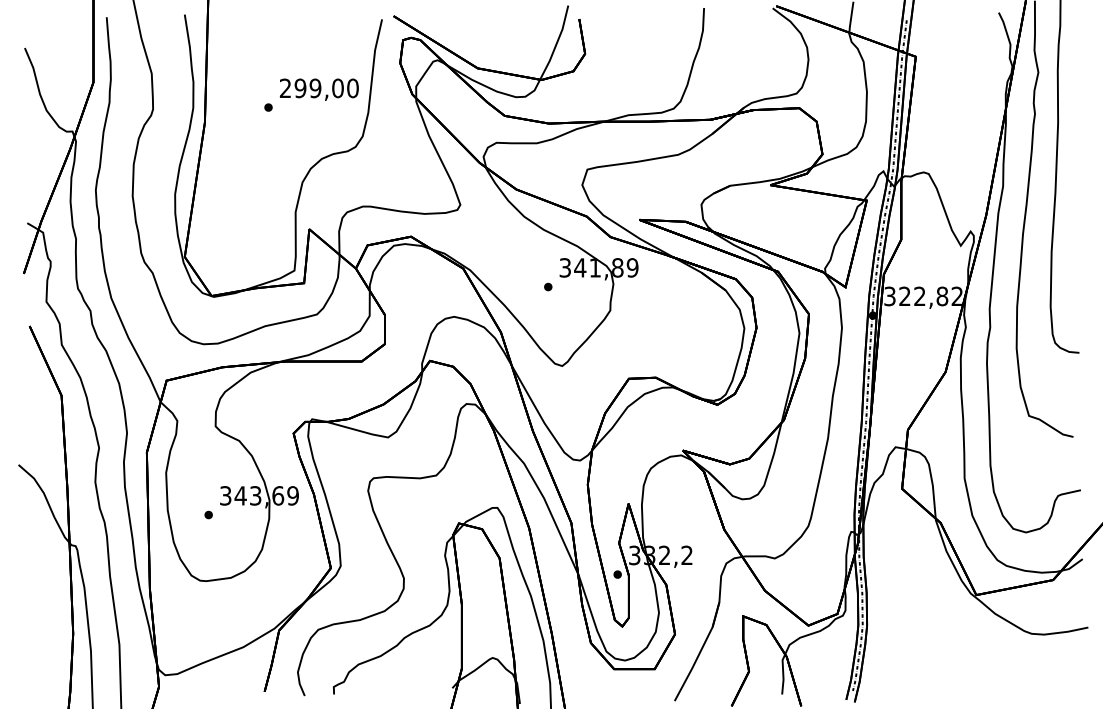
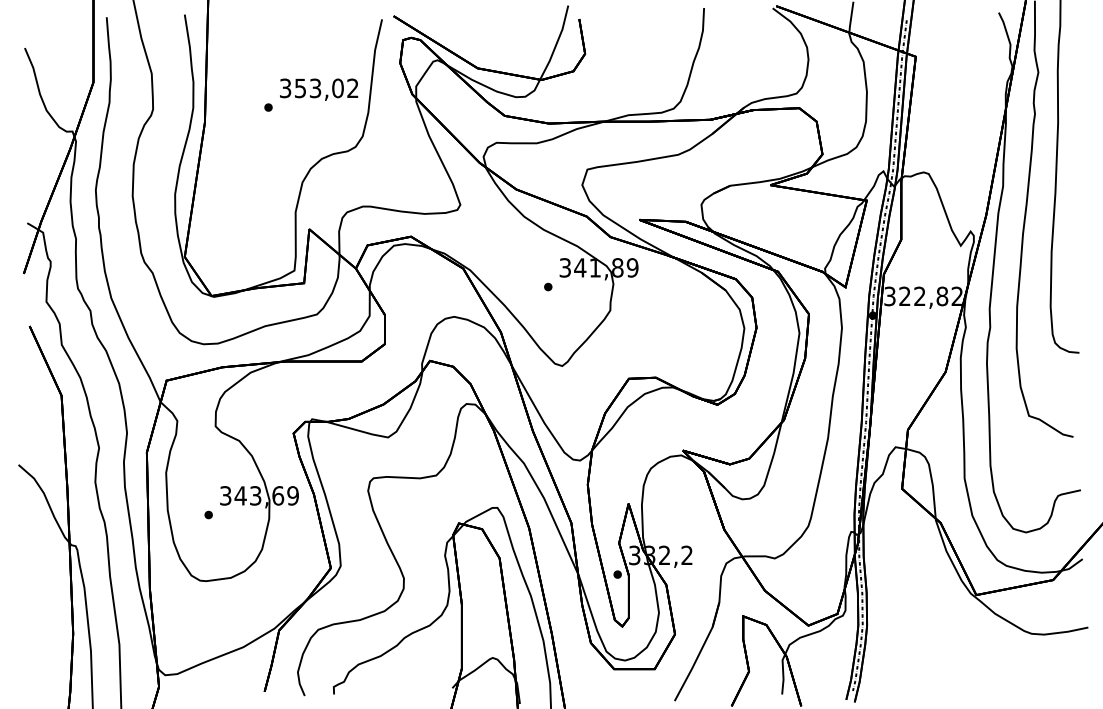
text: 299,00 -> 353,02 (319, 88)
